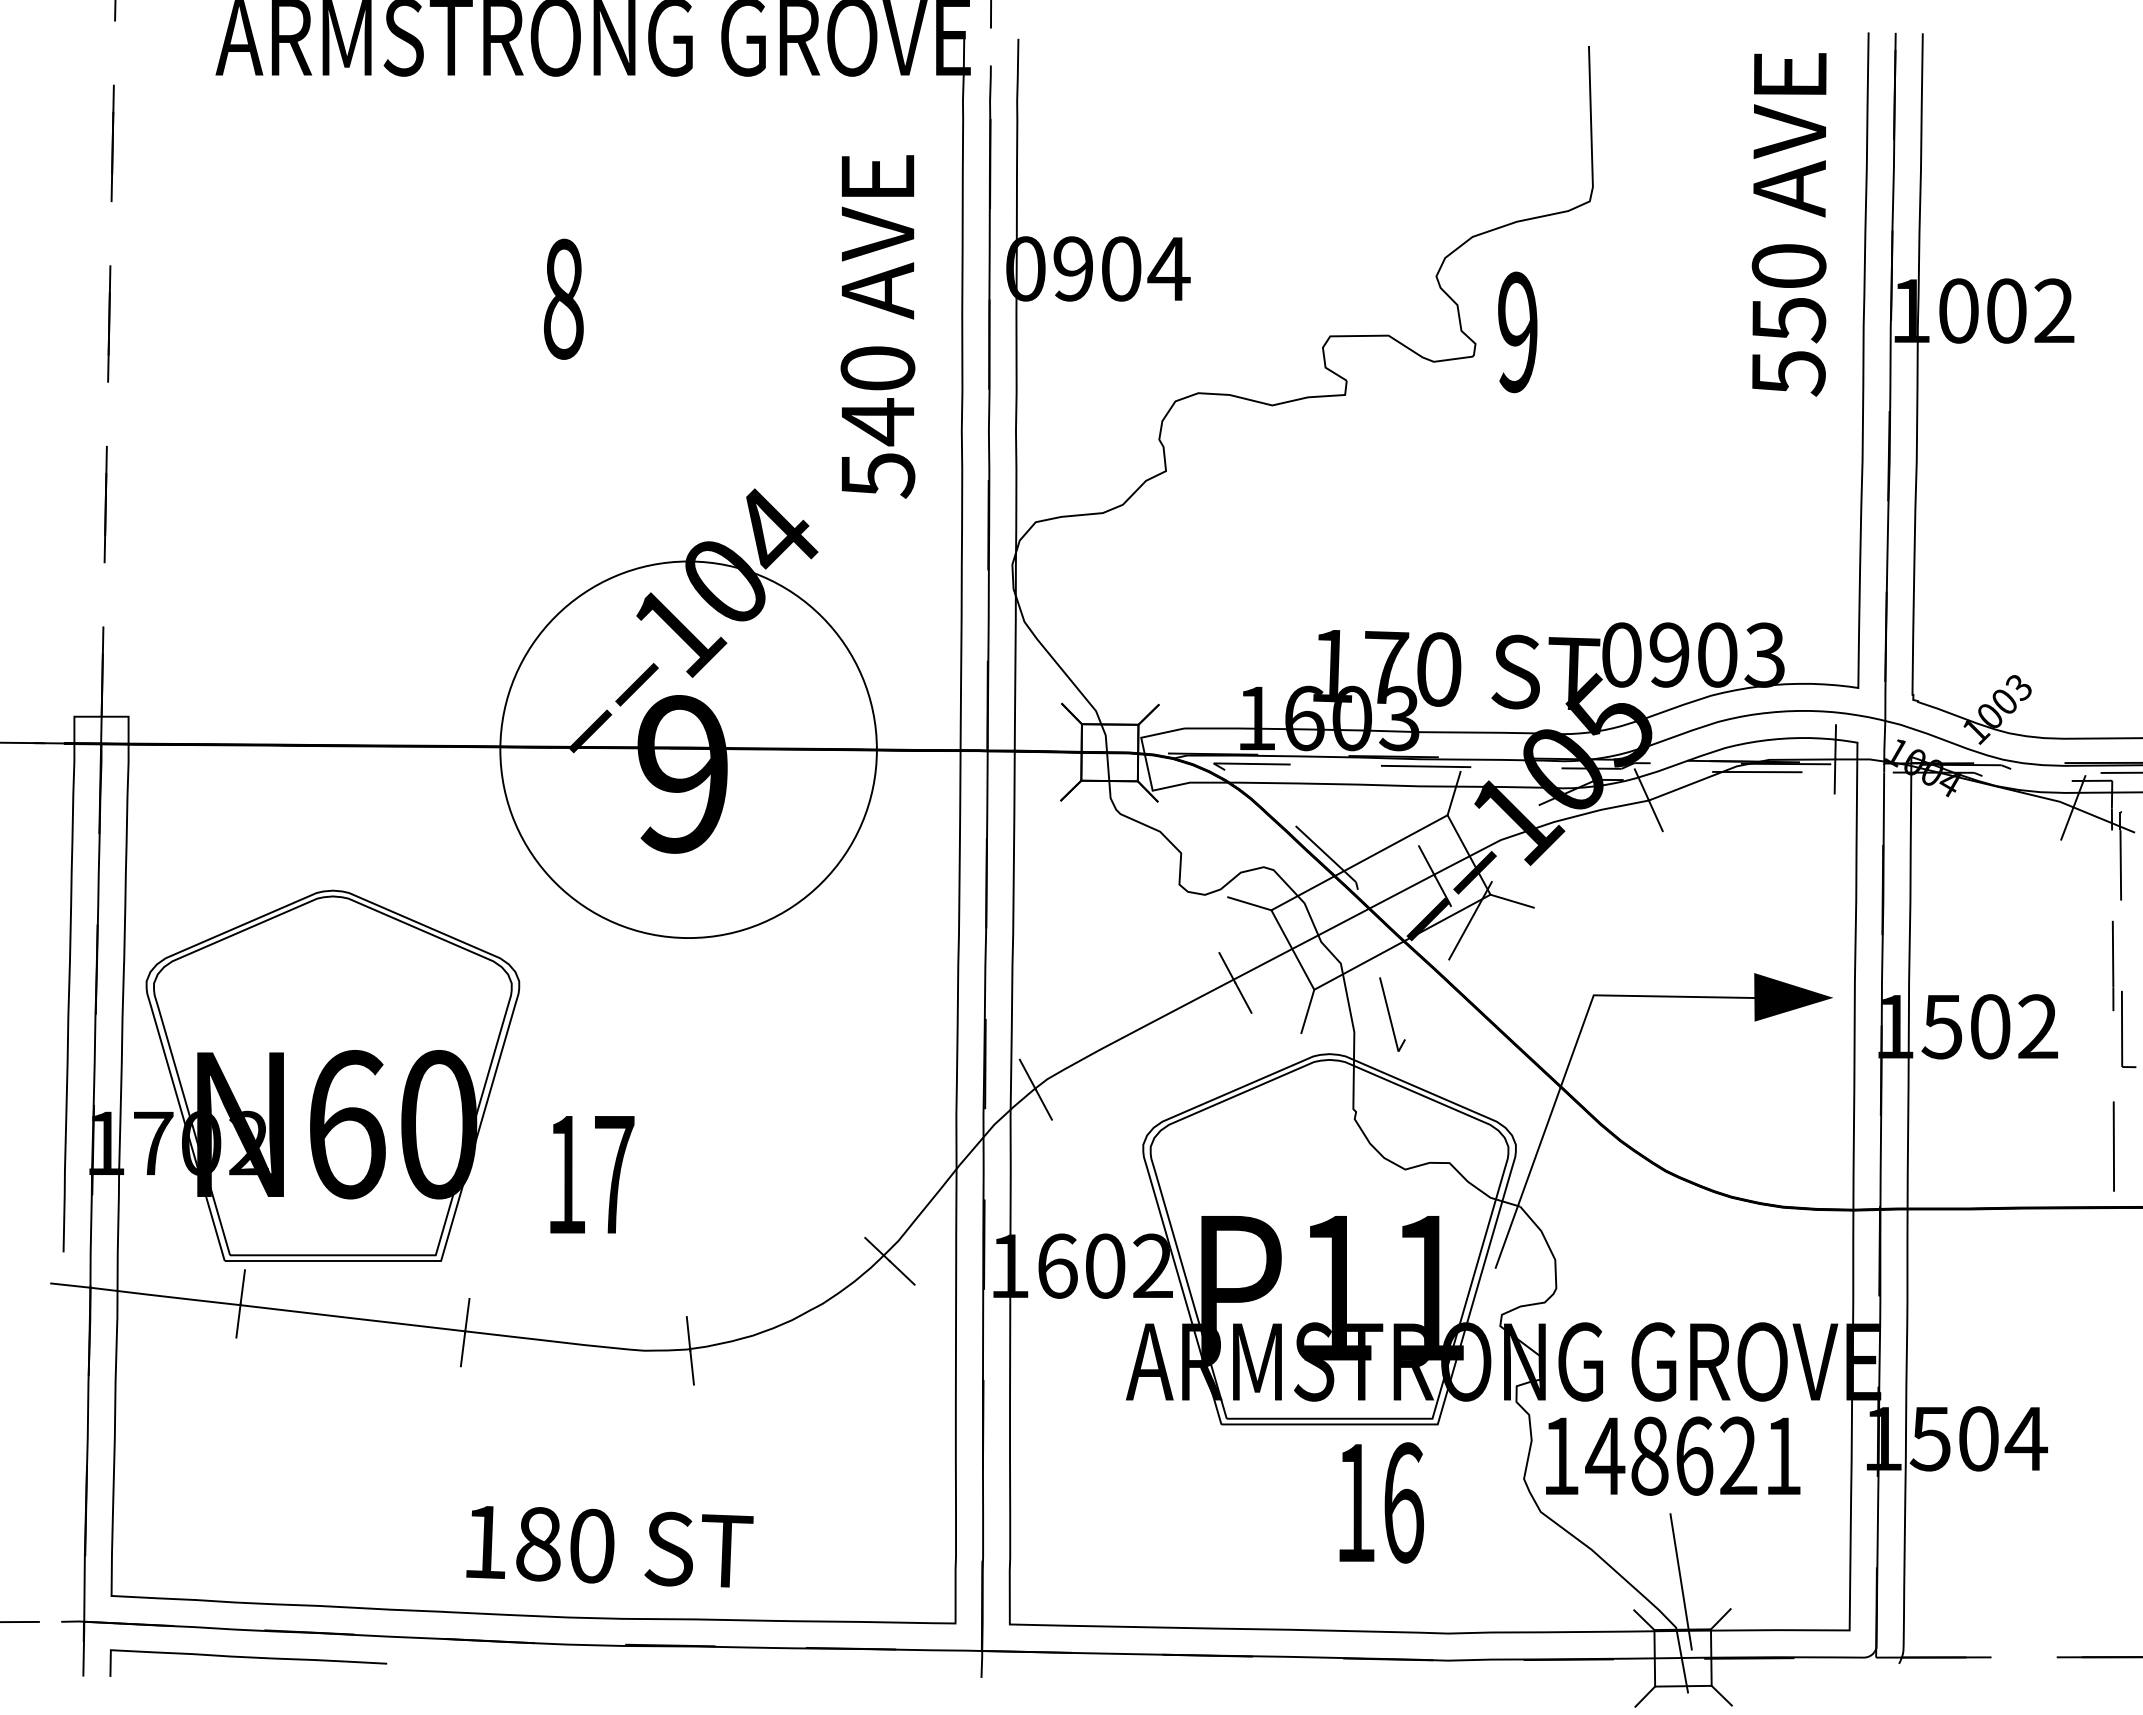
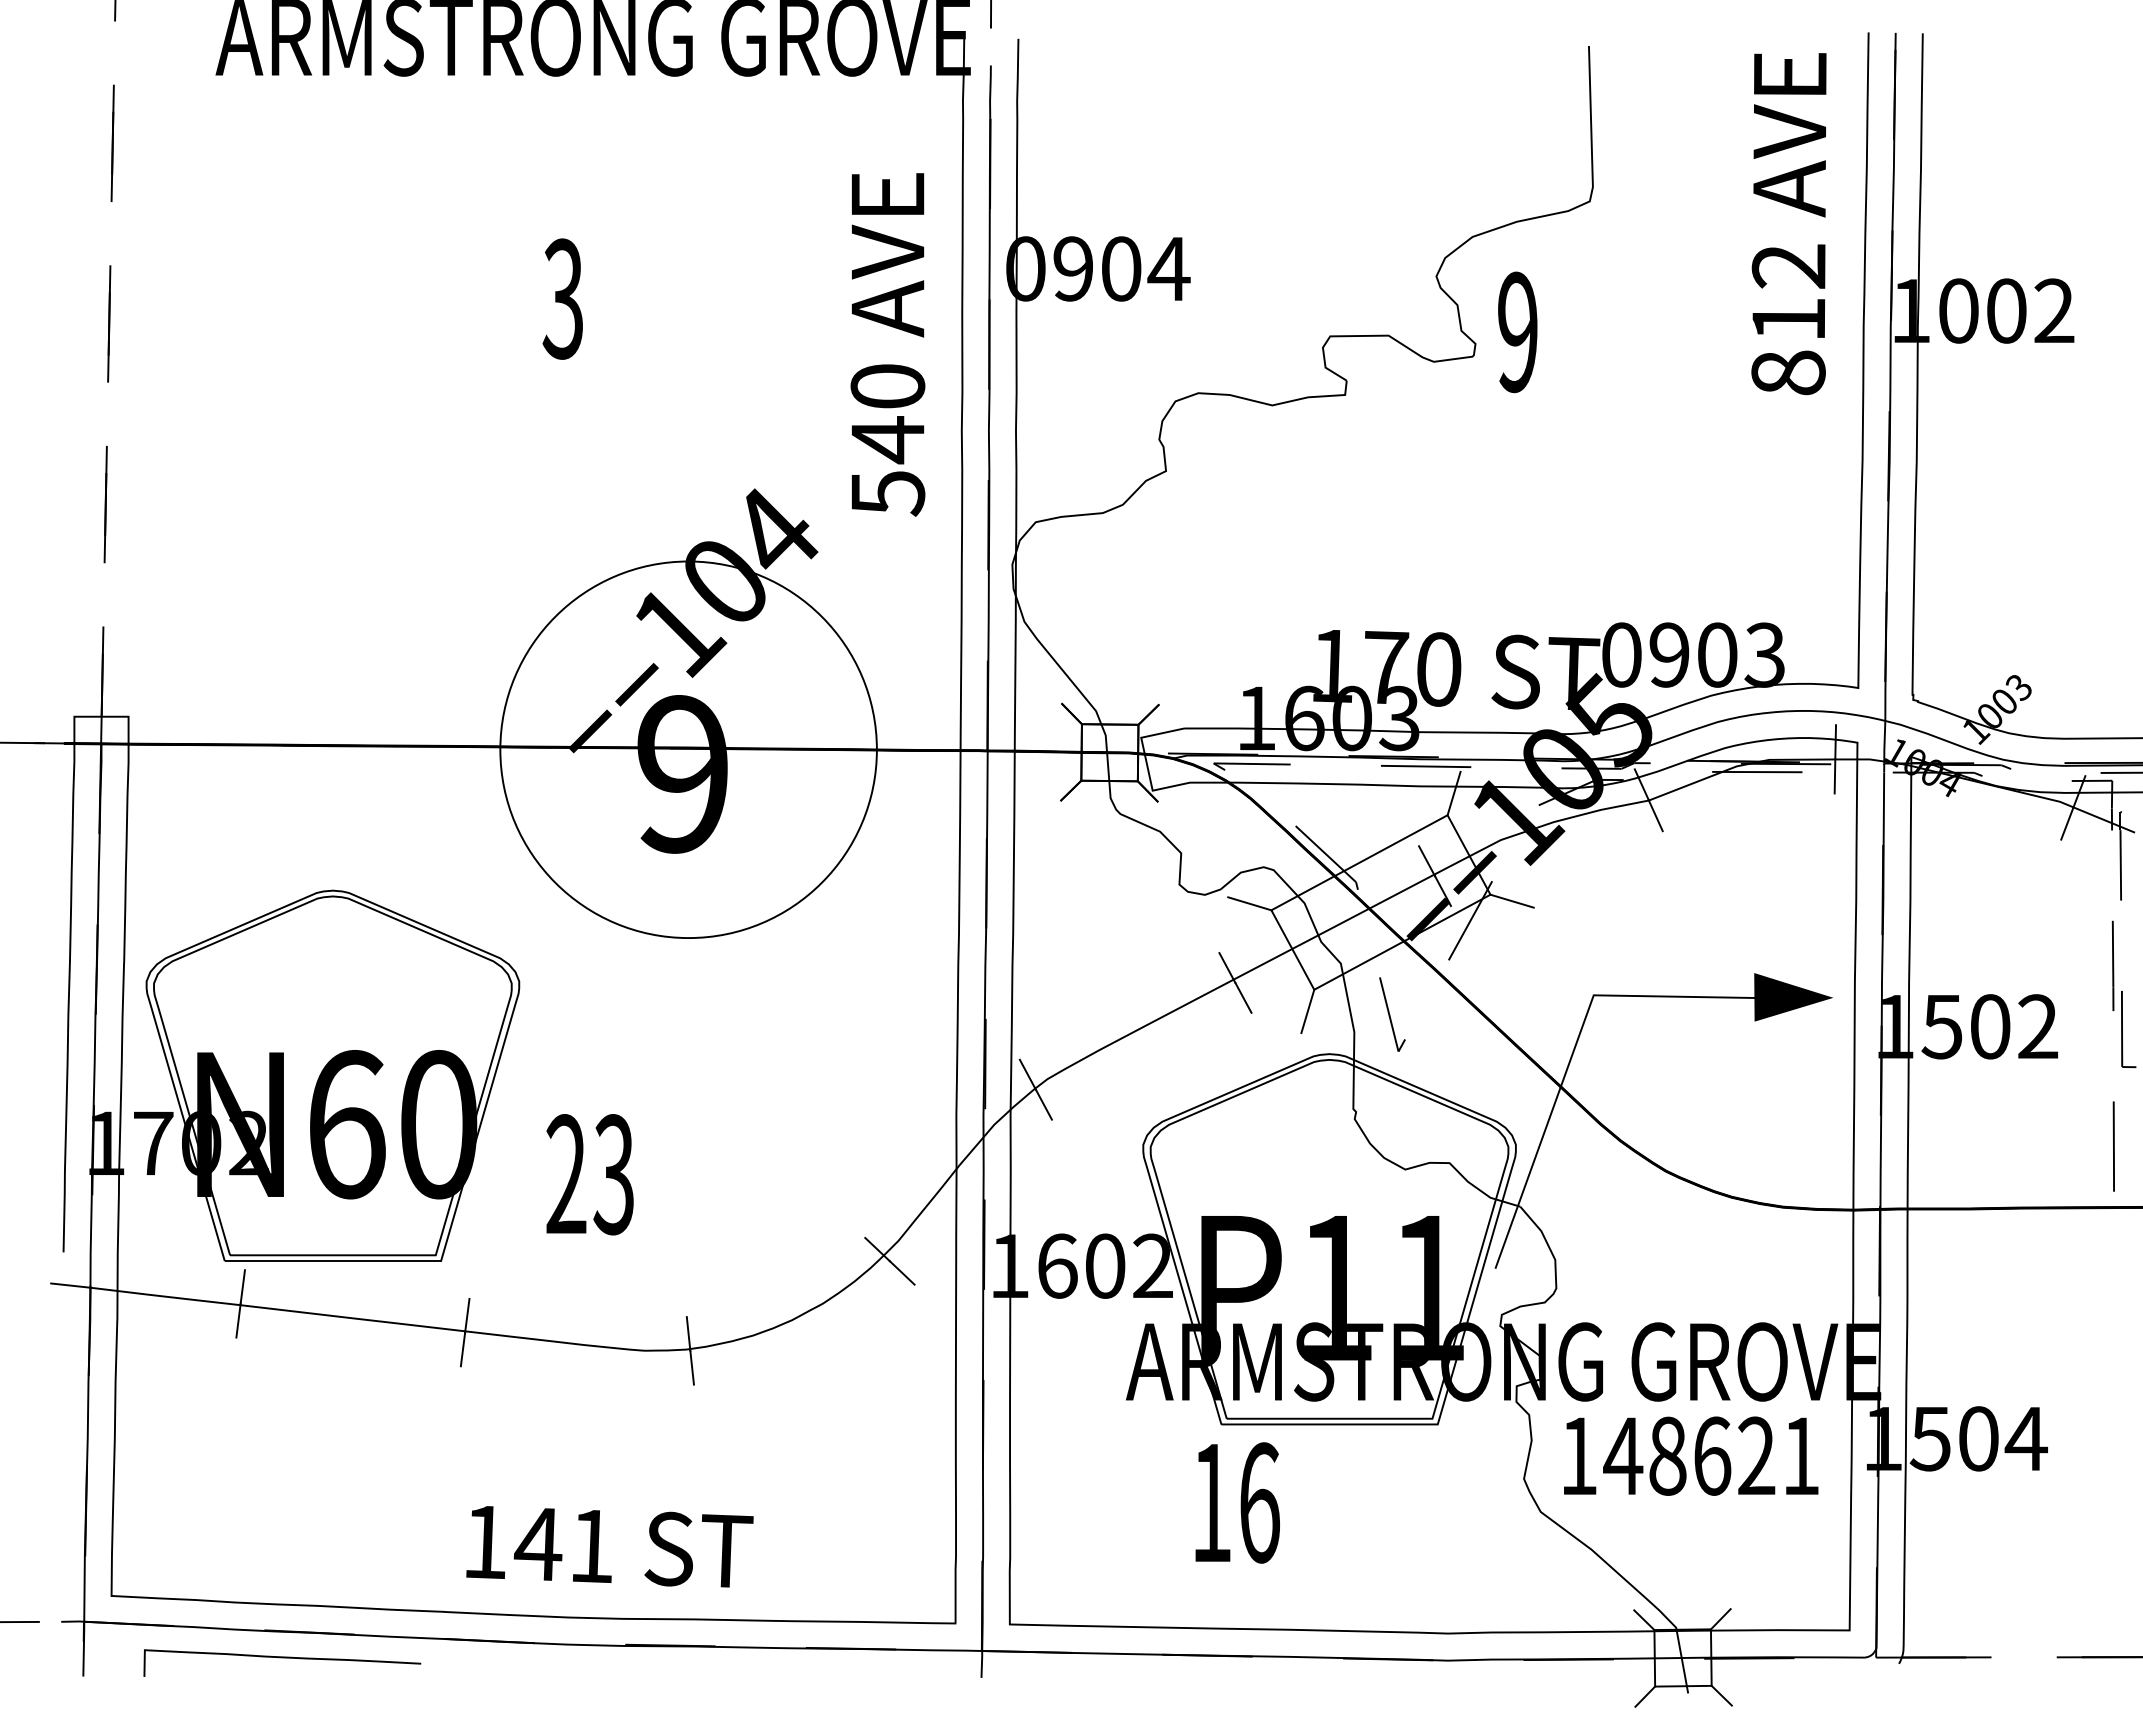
text: 8 -> 3 (562, 298)
text: 550 -> 812 (1788, 320)
text position: (877, 326) -> (887, 344) (887, 344)
text: 17 -> 23 (590, 1174)
text position: (1673, 1455) -> (1691, 1455) (1691, 1455)
text position: (1381, 1502) -> (1237, 1502) (1237, 1502)
text: 180 -> 141 (563, 1545)
line: present -> none (1680, 1581)
curve position: (248, 1658) -> (282, 1658) (282, 1658)
